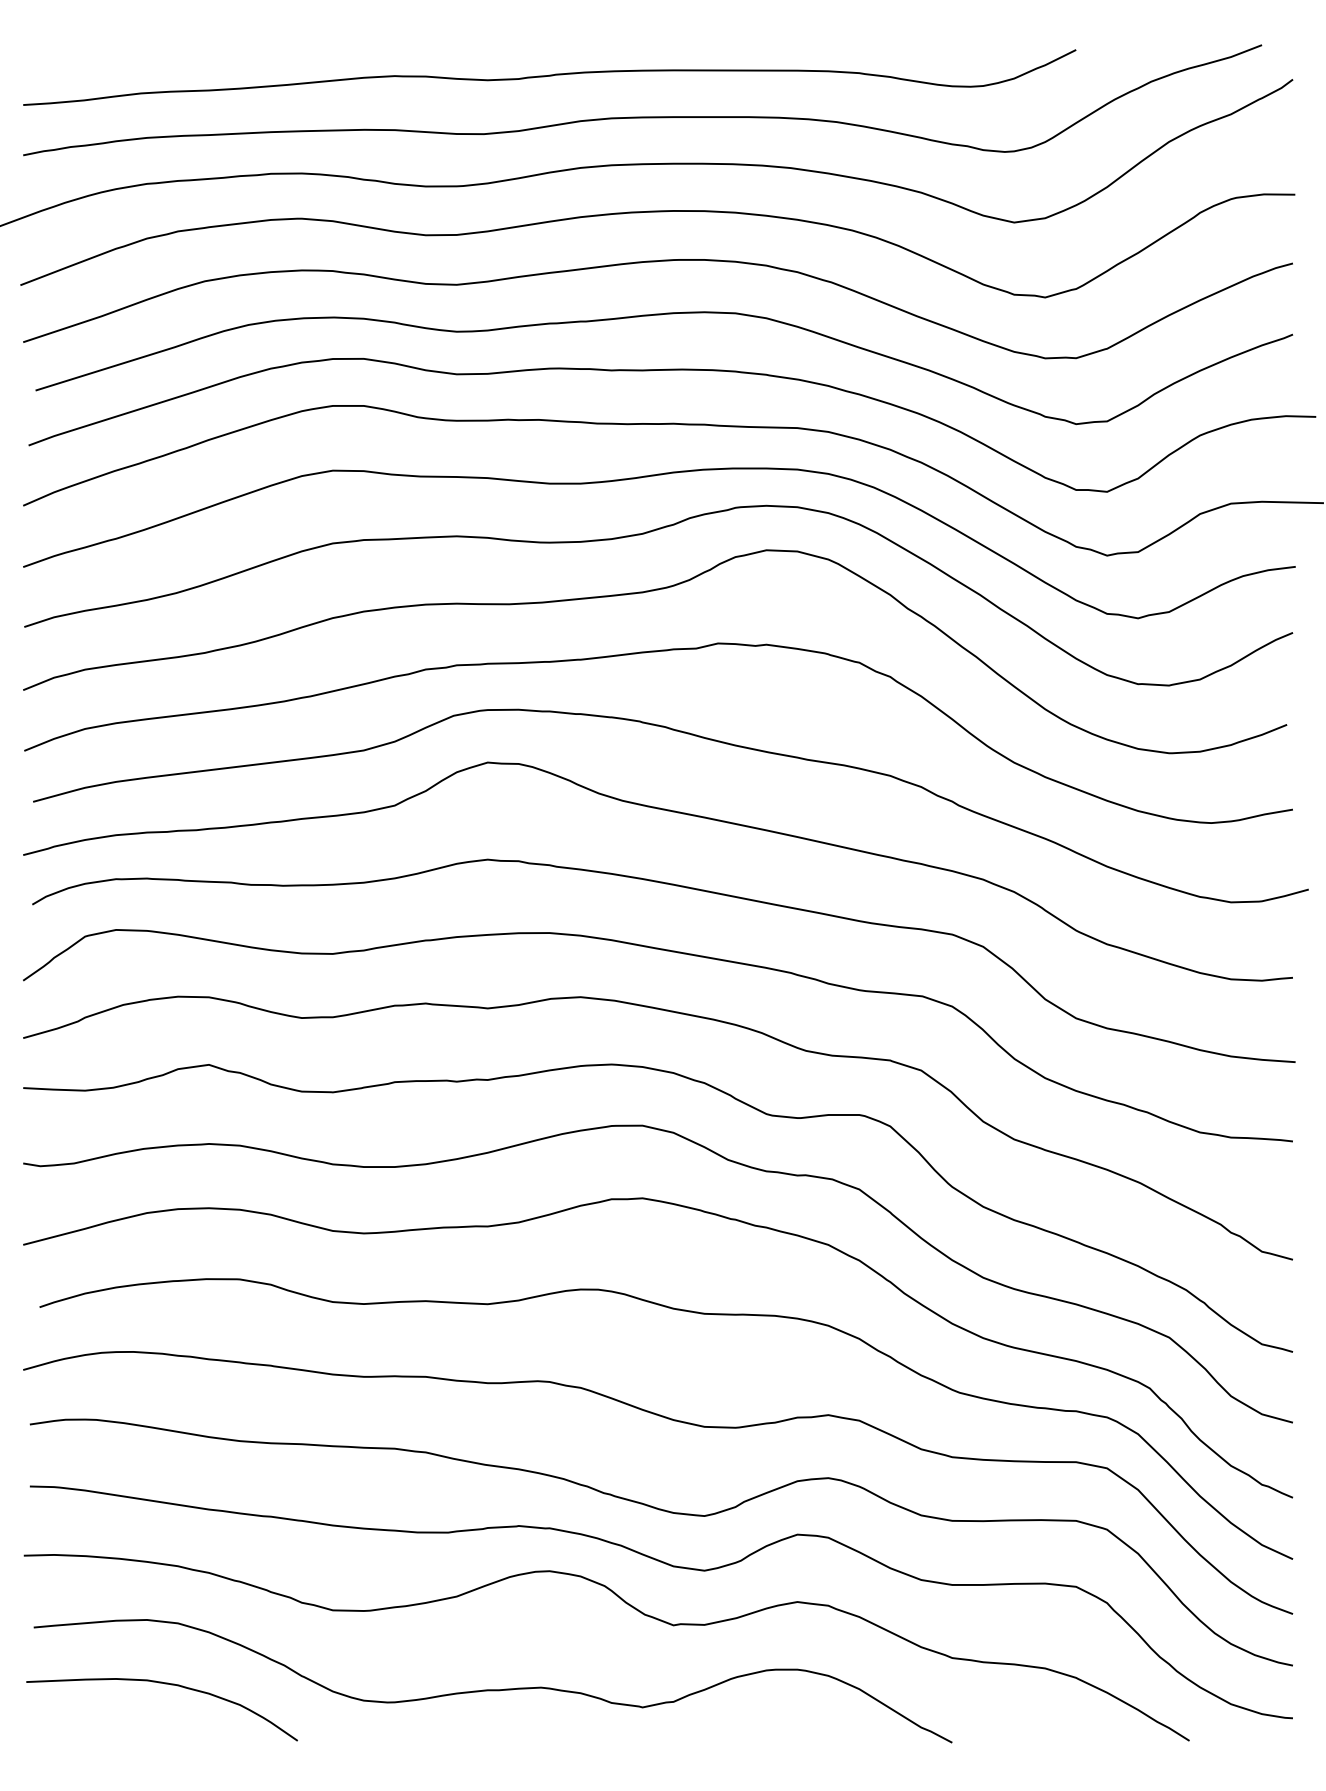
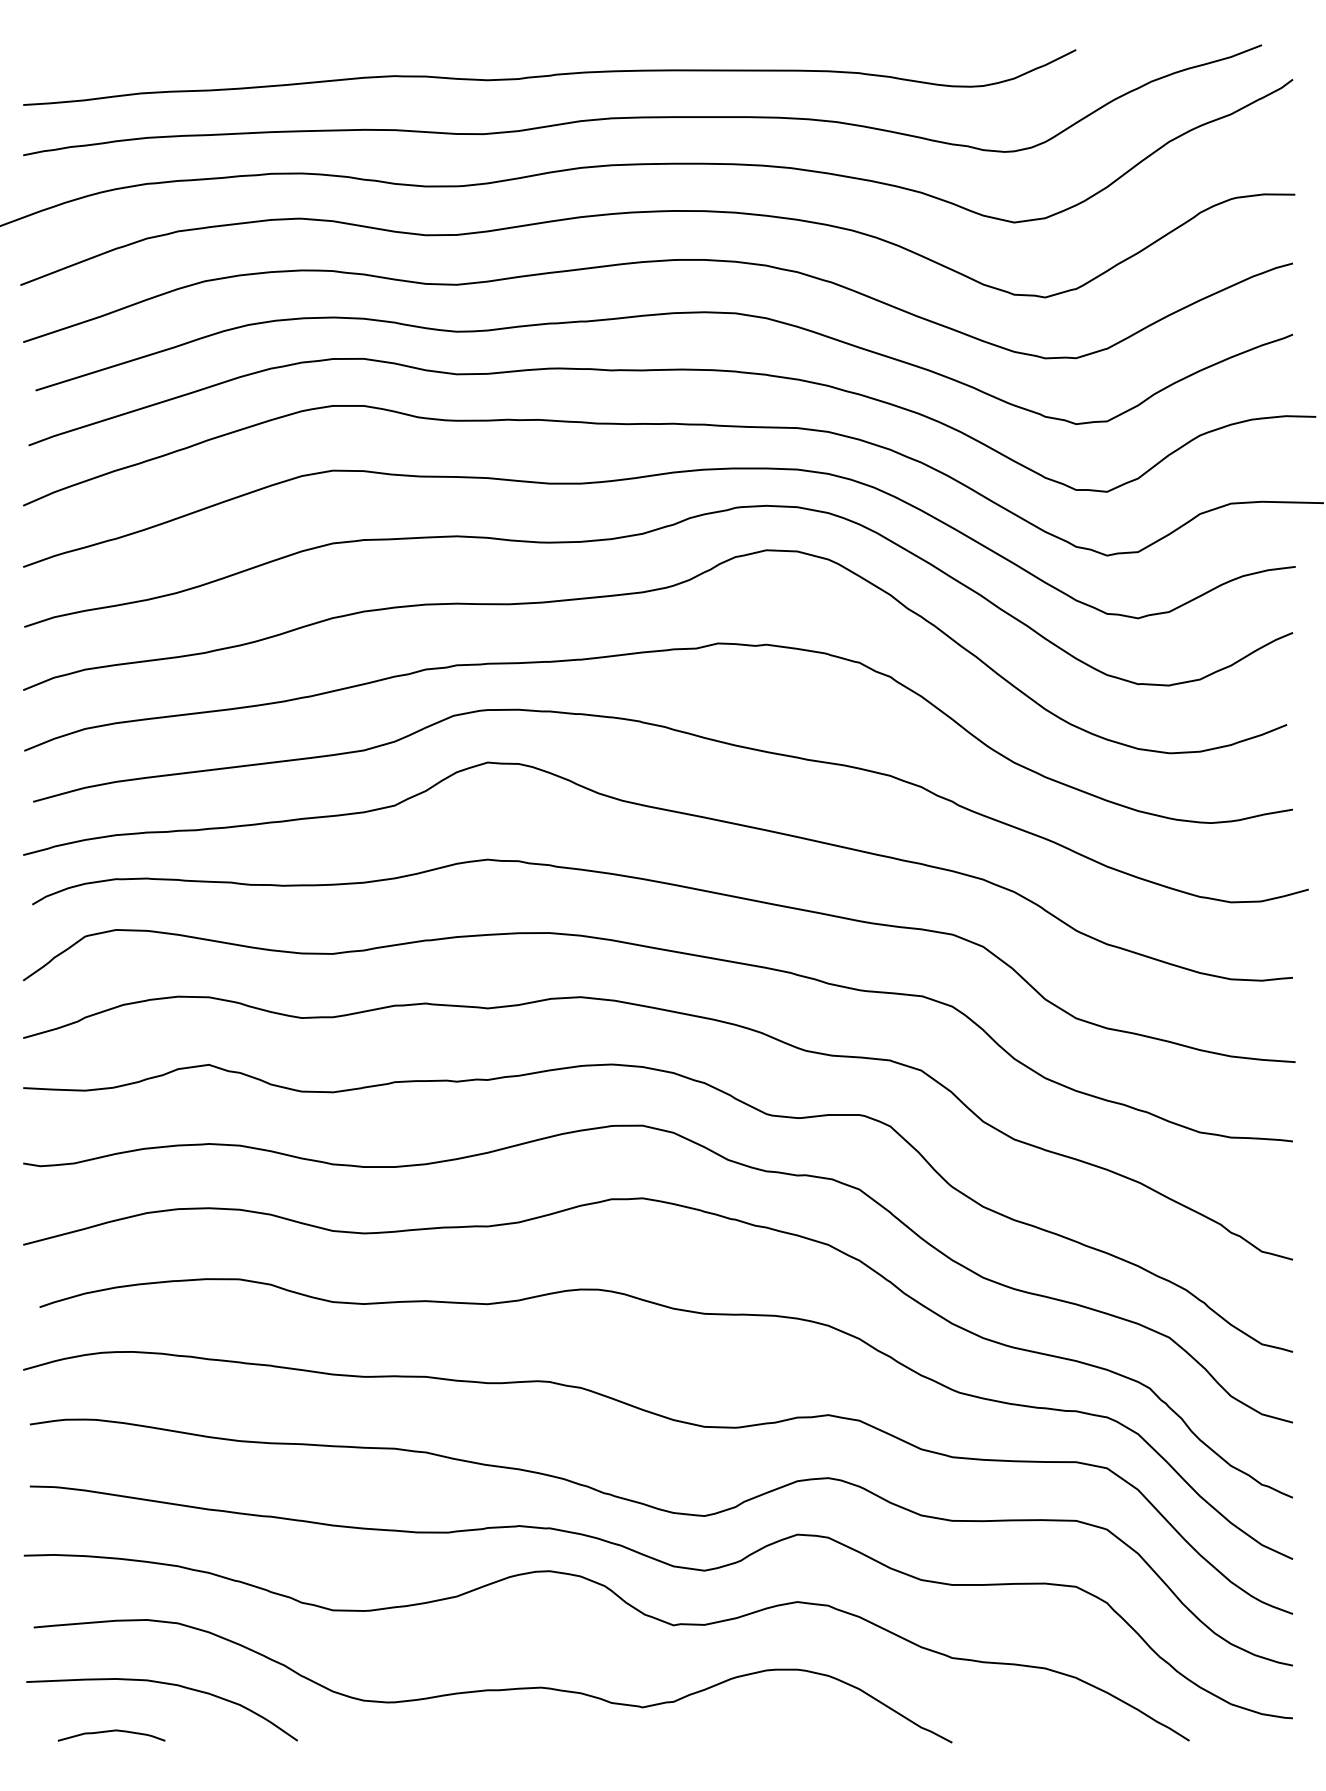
curve: none -> present (109, 1732)
